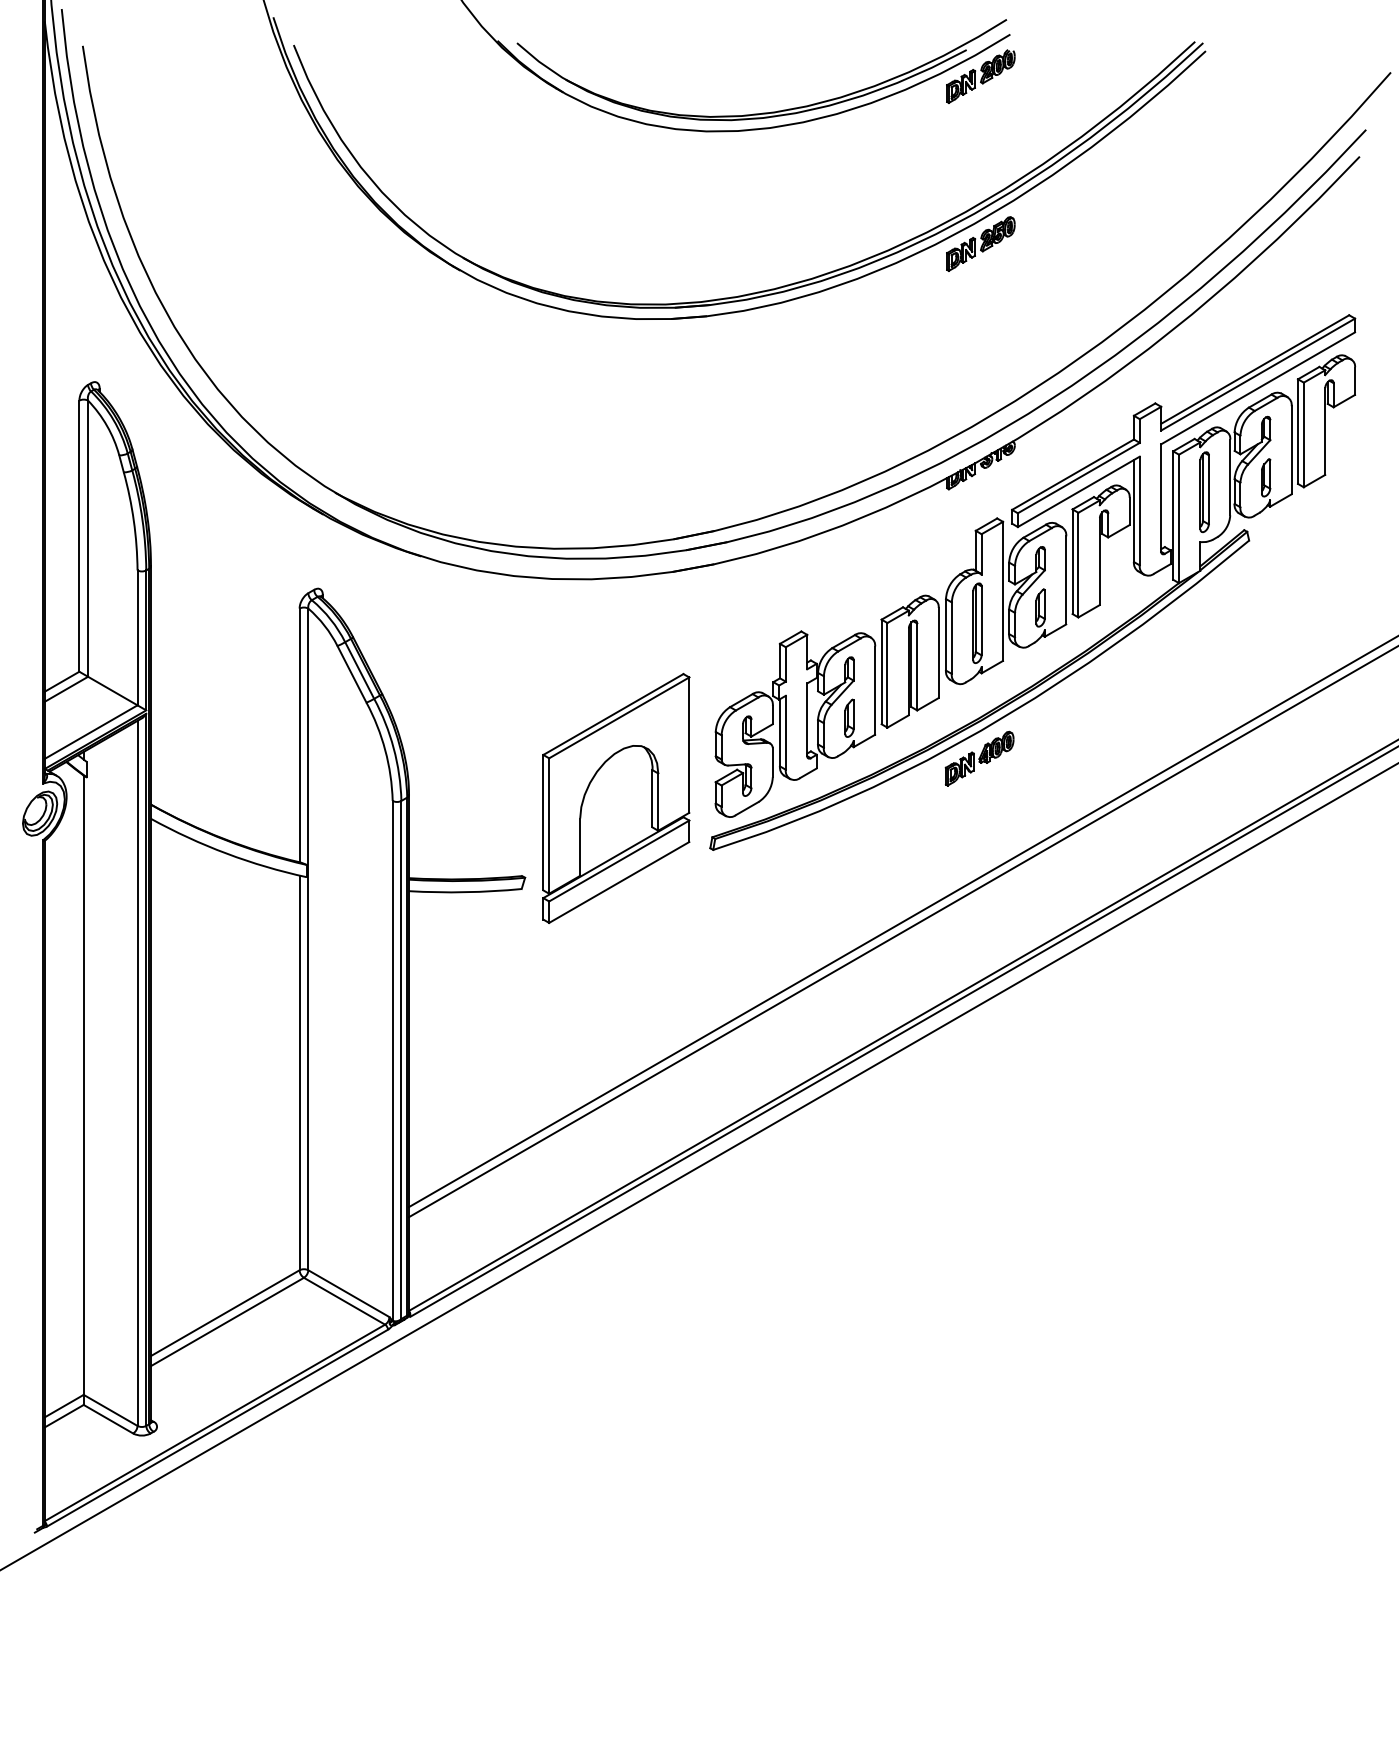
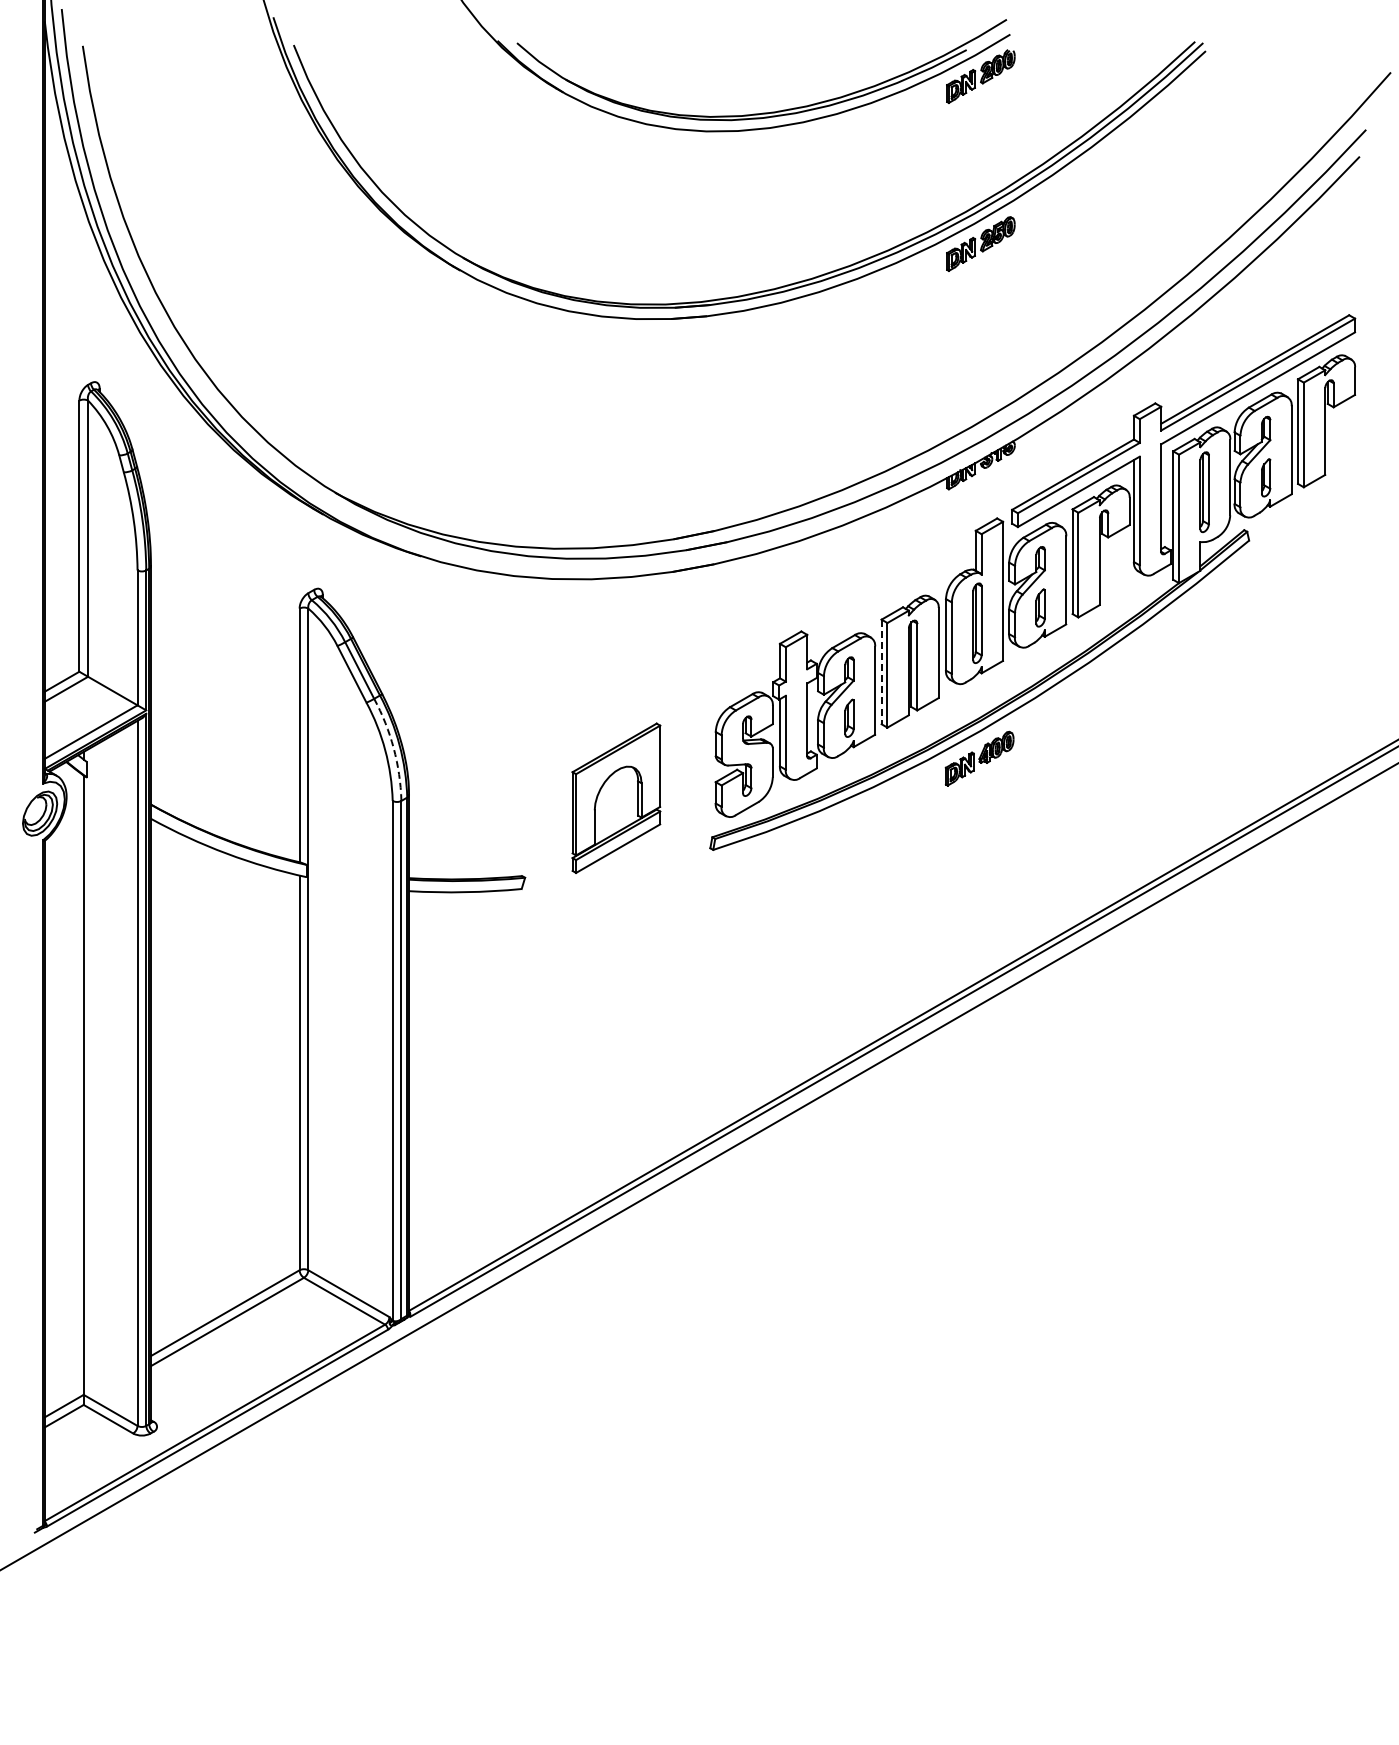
line: solid -> dashed (881, 672)
arc: solid -> dashed (393, 748)
part size: 149x252 px -> 91x152 px (616, 797)
line: present -> none (902, 922)
line: present -> none (902, 932)
